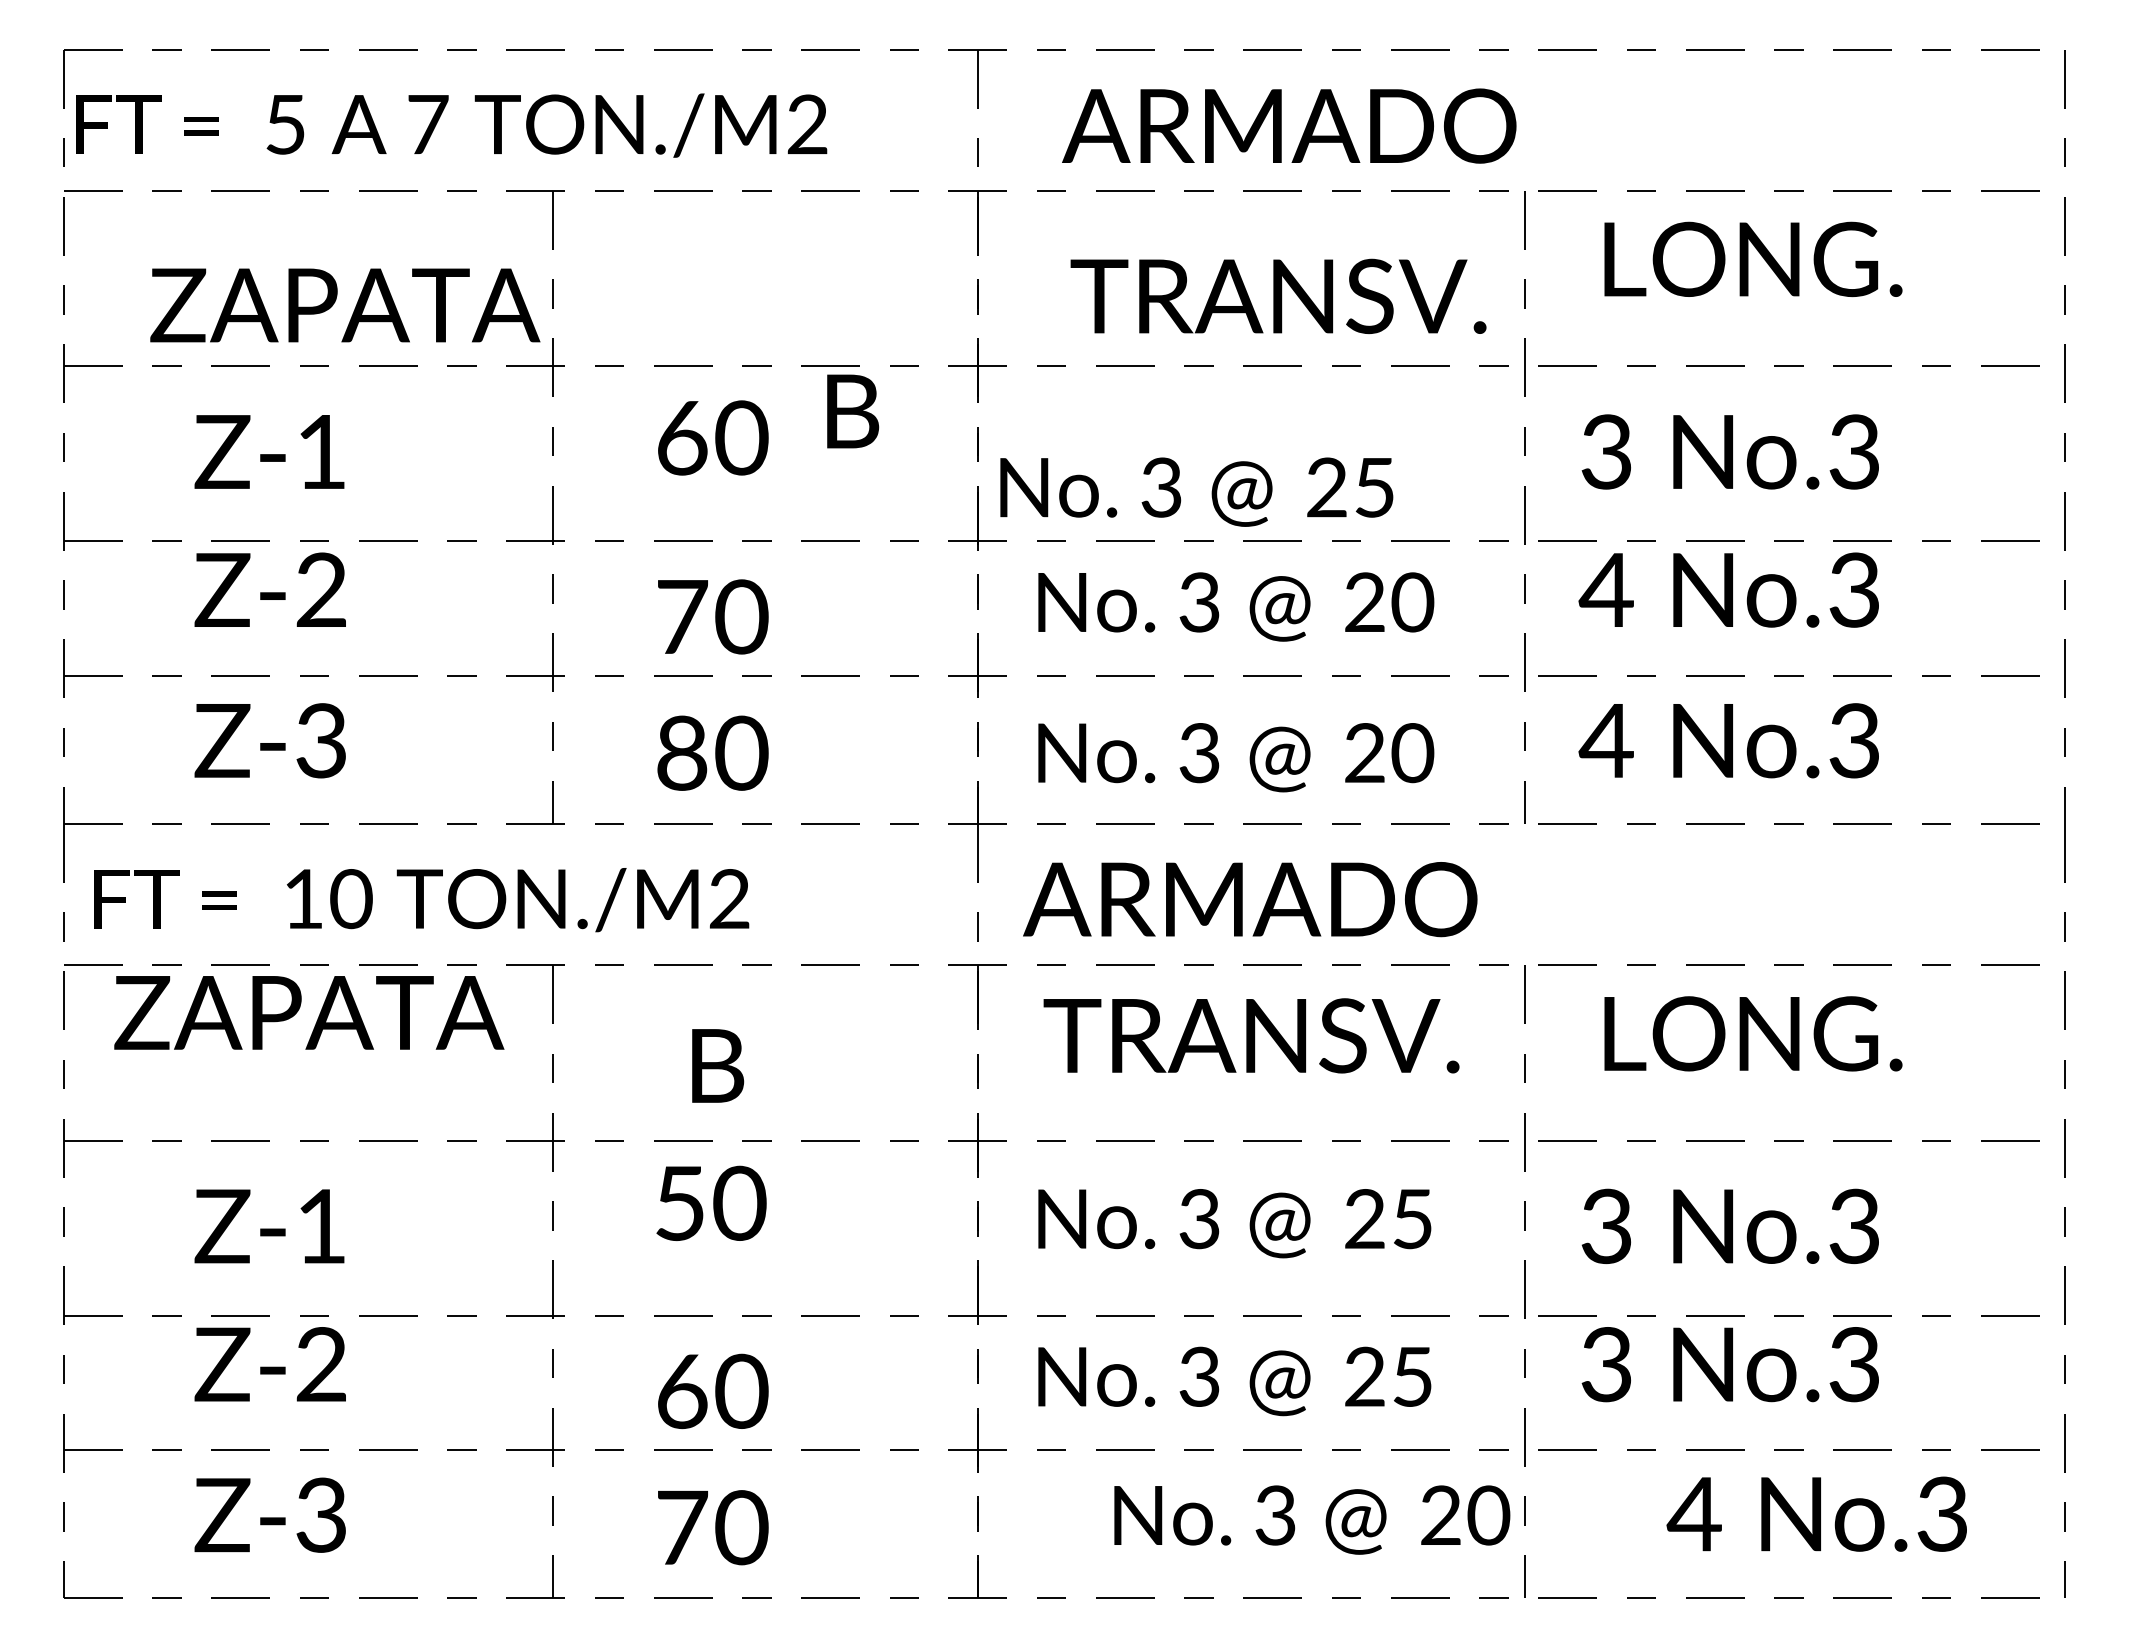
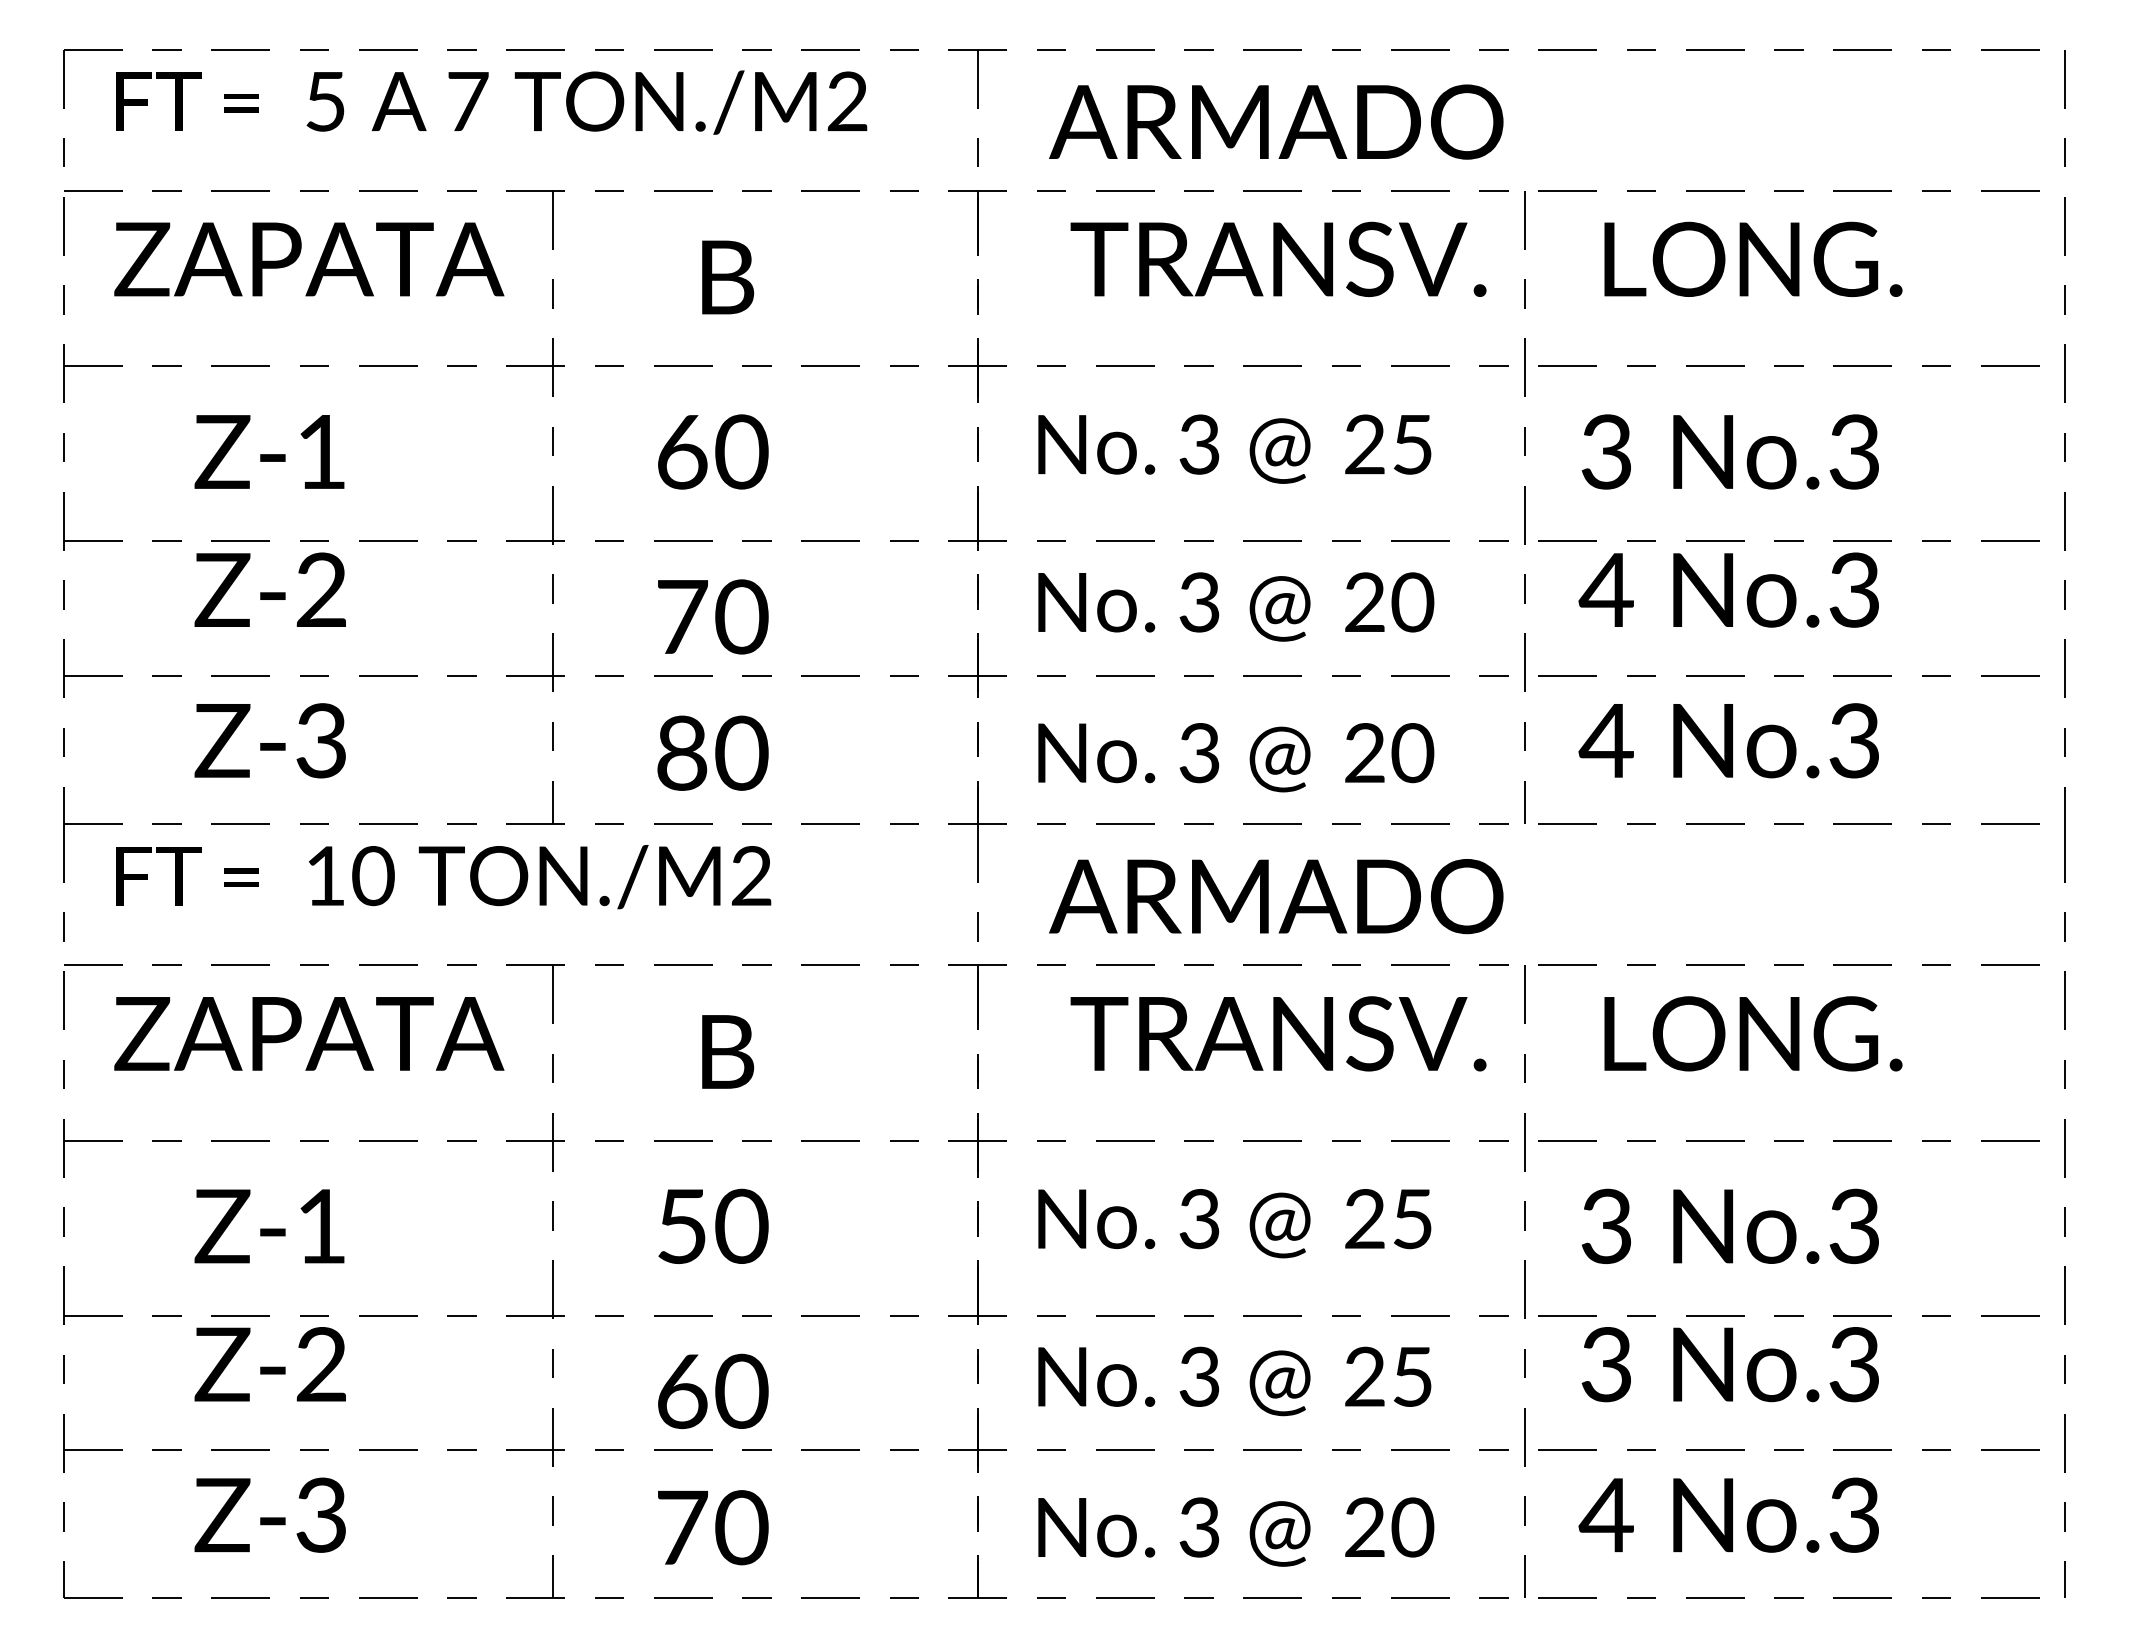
text position: (451, 125) -> (491, 102) (491, 102)
text position: (1289, 125) -> (1276, 121) (1276, 121)
text position: (1278, 296) -> (1278, 259) (1278, 259)
text position: (345, 305) -> (309, 259) (309, 259)
text position: (853, 411) -> (728, 277) (728, 277)
text position: (713, 437) -> (713, 451) (713, 451)
text position: (1196, 491) -> (1234, 448) (1234, 448)
text position: (1250, 899) -> (1276, 896) (1276, 896)
text position: (421, 900) -> (443, 877) (443, 877)
text position: (309, 1012) -> (309, 1033) (309, 1033)
text position: (1251, 1035) -> (1278, 1033) (1278, 1033)
text position: (718, 1065) -> (728, 1051) (728, 1051)
text position: (711, 1202) -> (713, 1225) (713, 1225)
text position: (1816, 1513) -> (1728, 1514) (1728, 1514)
text position: (1312, 1519) -> (1236, 1531) (1236, 1531)
